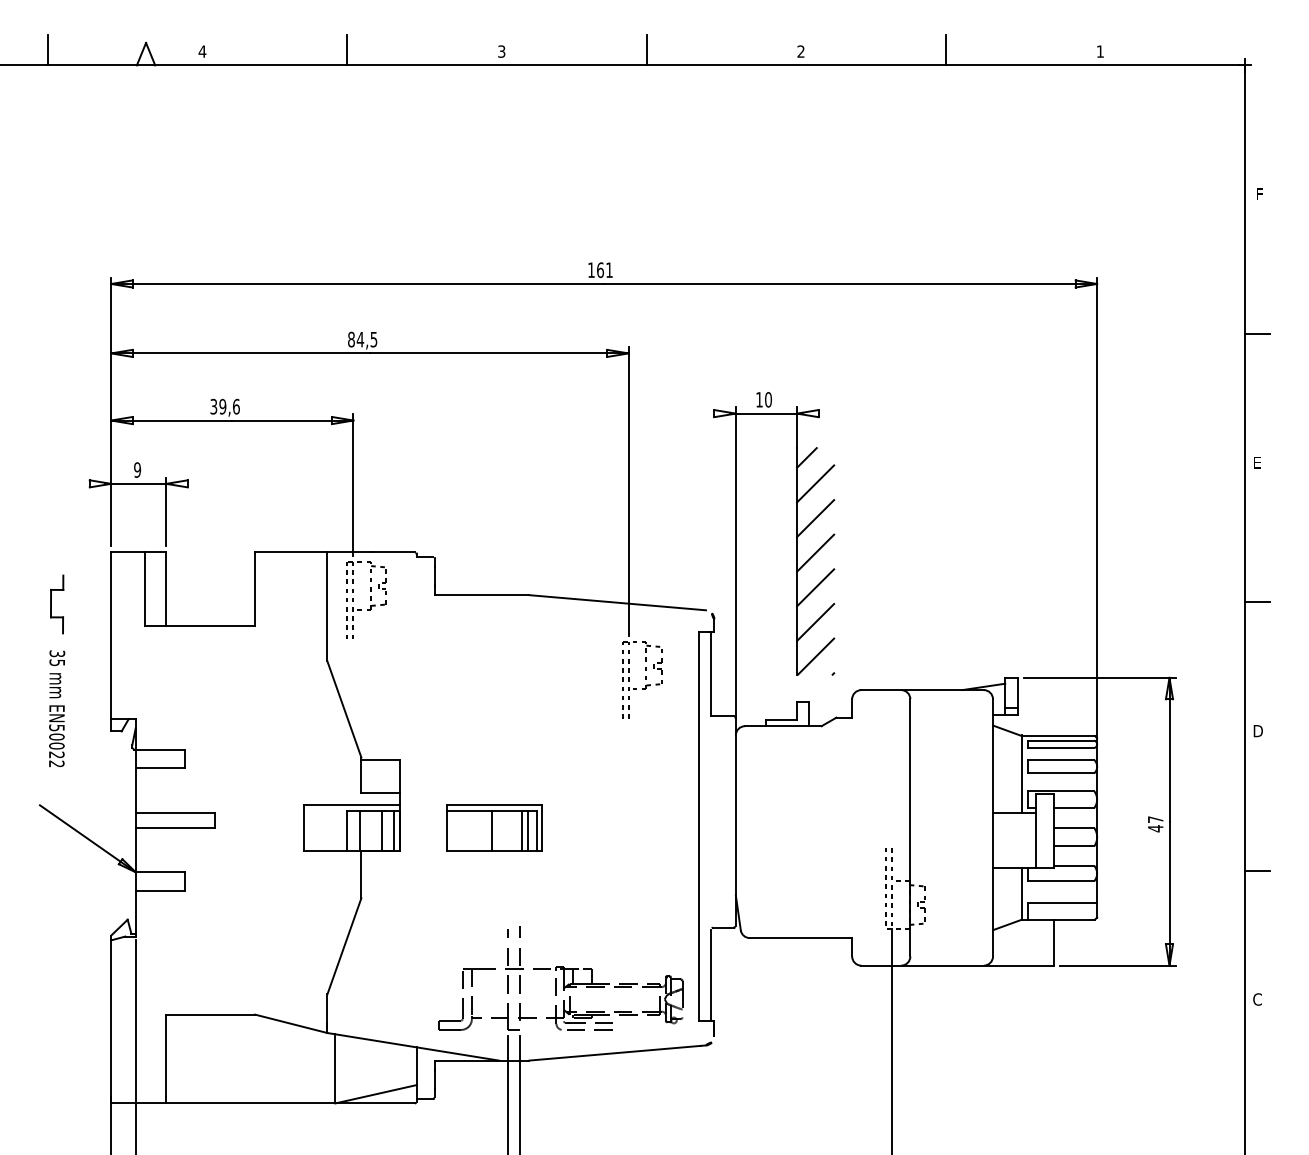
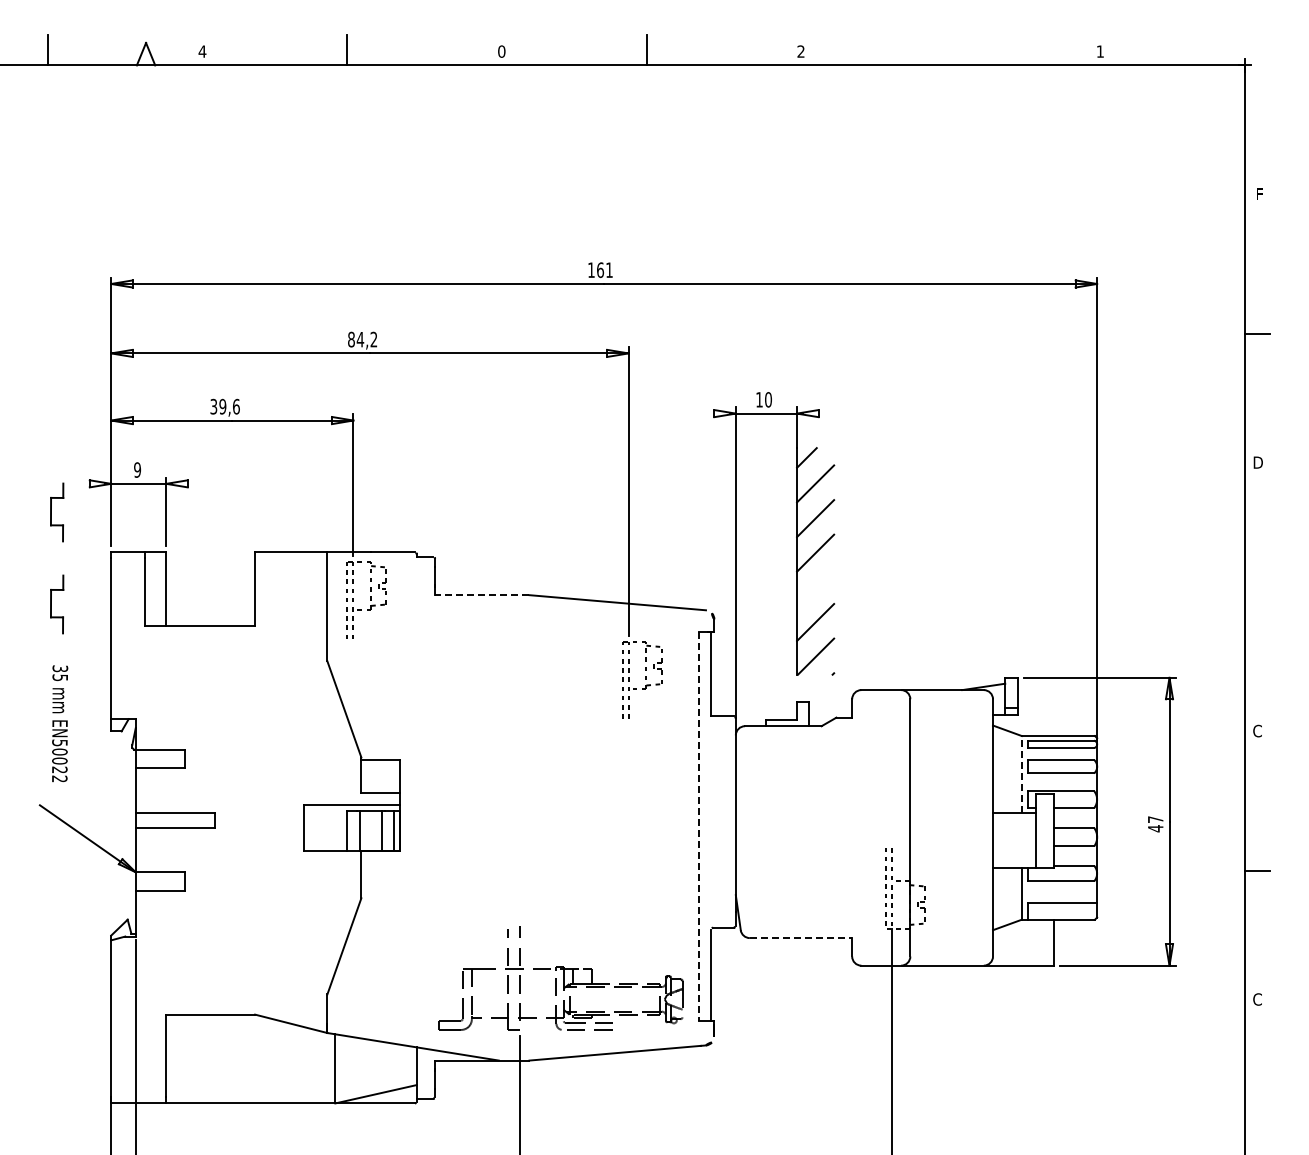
line: present -> none (945, 49)
text: 3 -> 0 (501, 51)
text: 84,5 -> 84,2 (373, 339)
text: E -> D (1257, 462)
part: none -> present (57, 512)
line: present -> none (815, 587)
line: solid -> dashed (481, 595)
line: present -> none (1257, 602)
text position: (57, 708) -> (60, 723) (60, 723)
text: D -> C (1257, 730)
line: solid -> dashed (1021, 773)
line: solid -> dashed (699, 826)
part: present -> none (494, 827)
line: solid -> dashed (801, 938)
line: present -> none (508, 1093)
